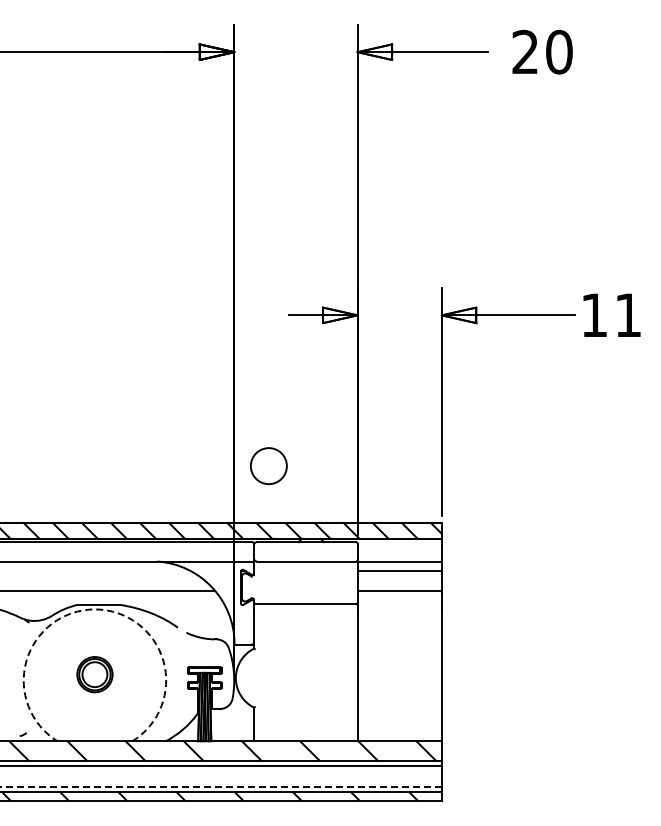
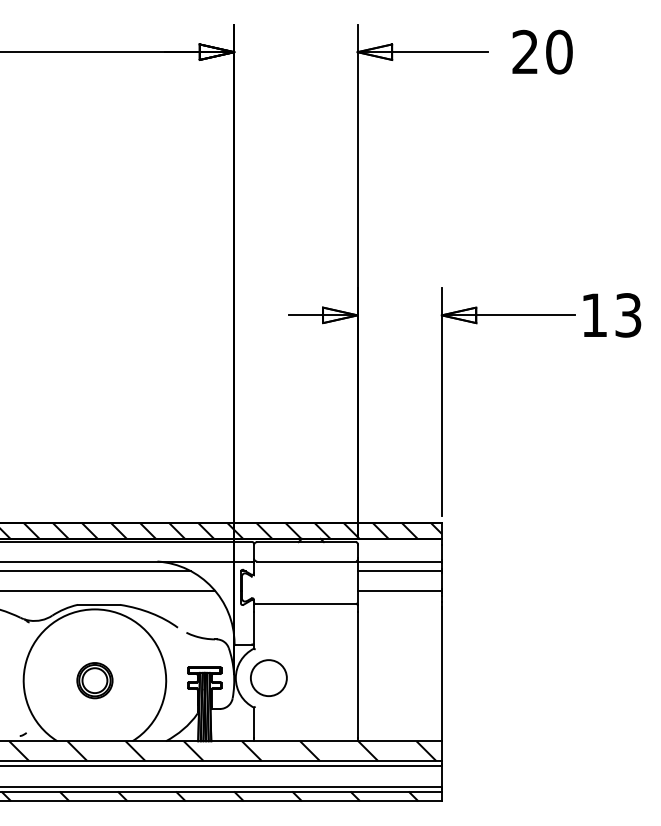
text: 11 -> 13 (628, 315)
circle position: (268, 465) -> (268, 677) (268, 677)
line: none -> present (96, 571)
arc: dashed -> solid (94, 609)
part position: (94, 674) -> (94, 680) (94, 680)
line: dashed -> solid (220, 786)
